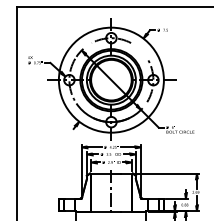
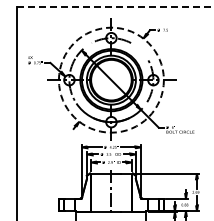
line: solid -> dashed (115, 6)
circle: solid -> dashed (110, 79)
